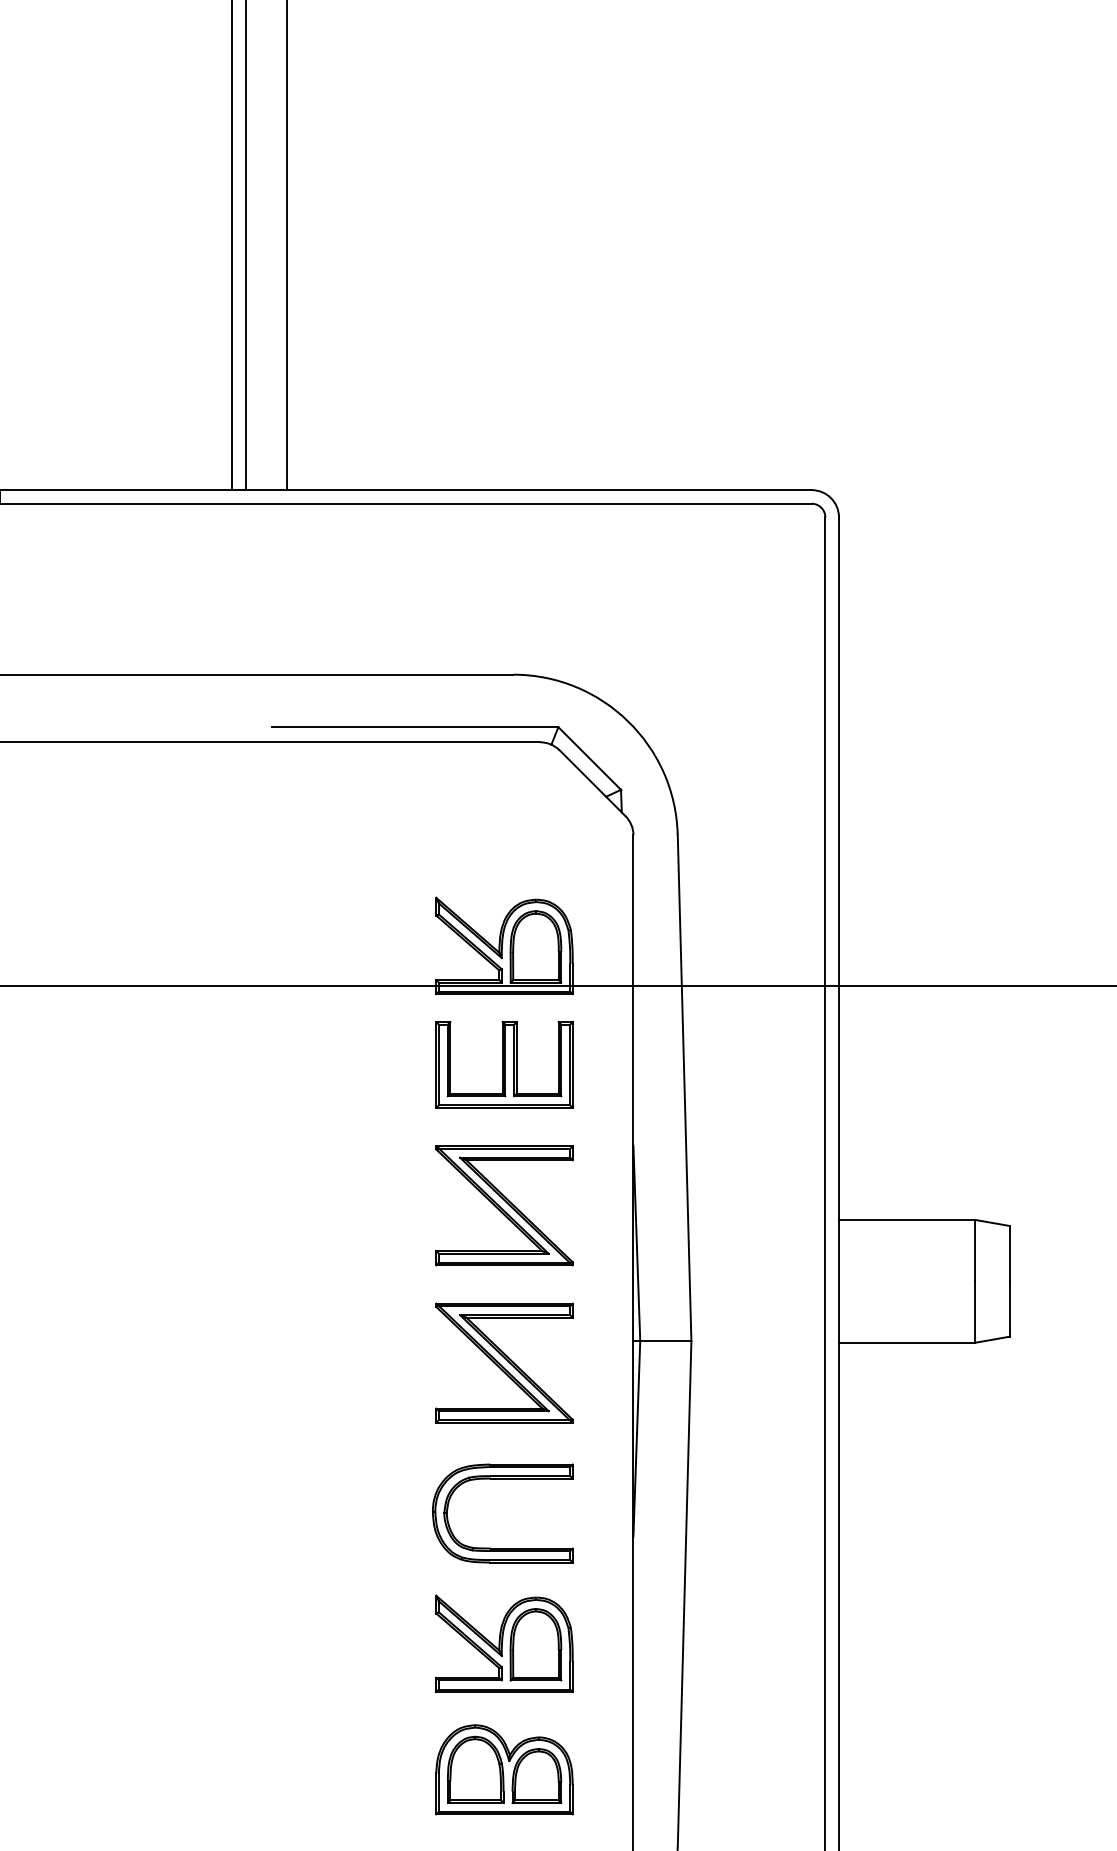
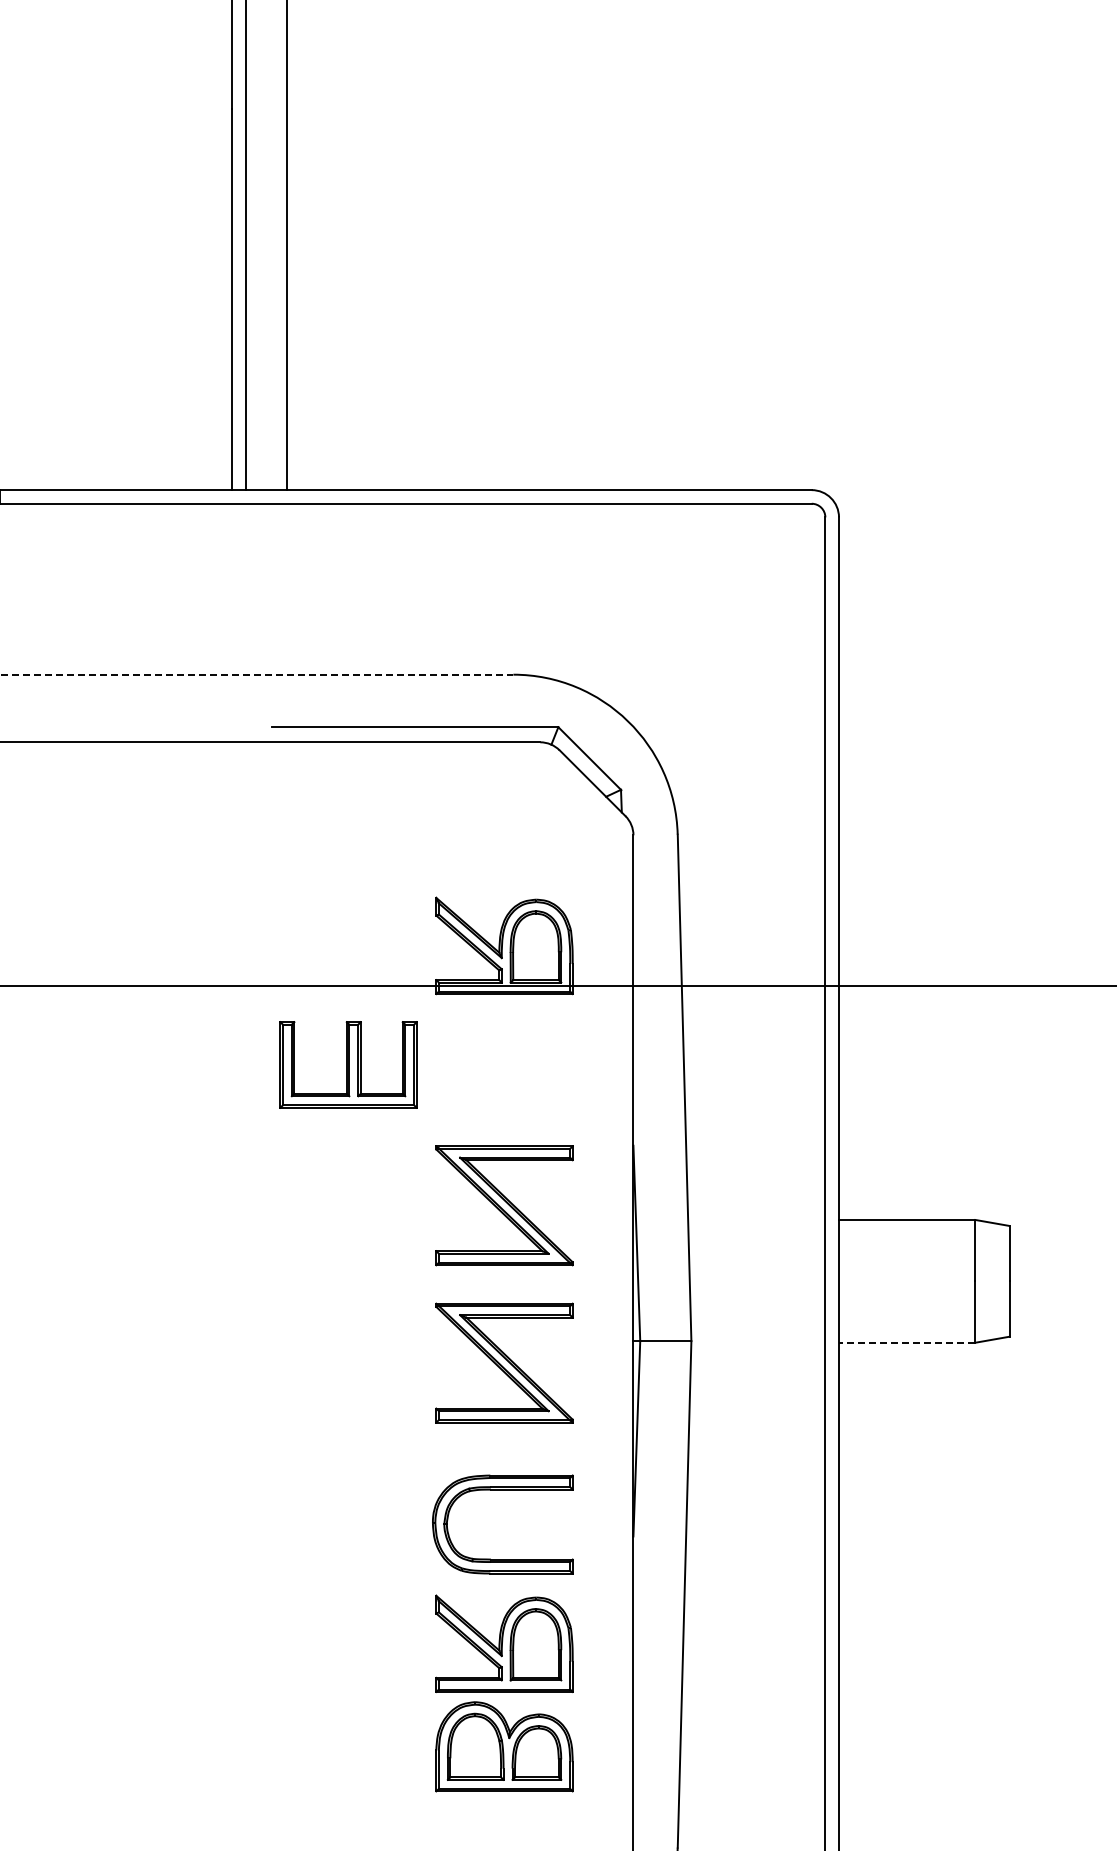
line: solid -> dashed (257, 674)
part position: (504, 1064) -> (348, 1064) (348, 1064)
line: solid -> dashed (906, 1342)
part position: (502, 1479) -> (502, 1490) (502, 1490)
part position: (504, 1769) -> (504, 1746) (504, 1746)
